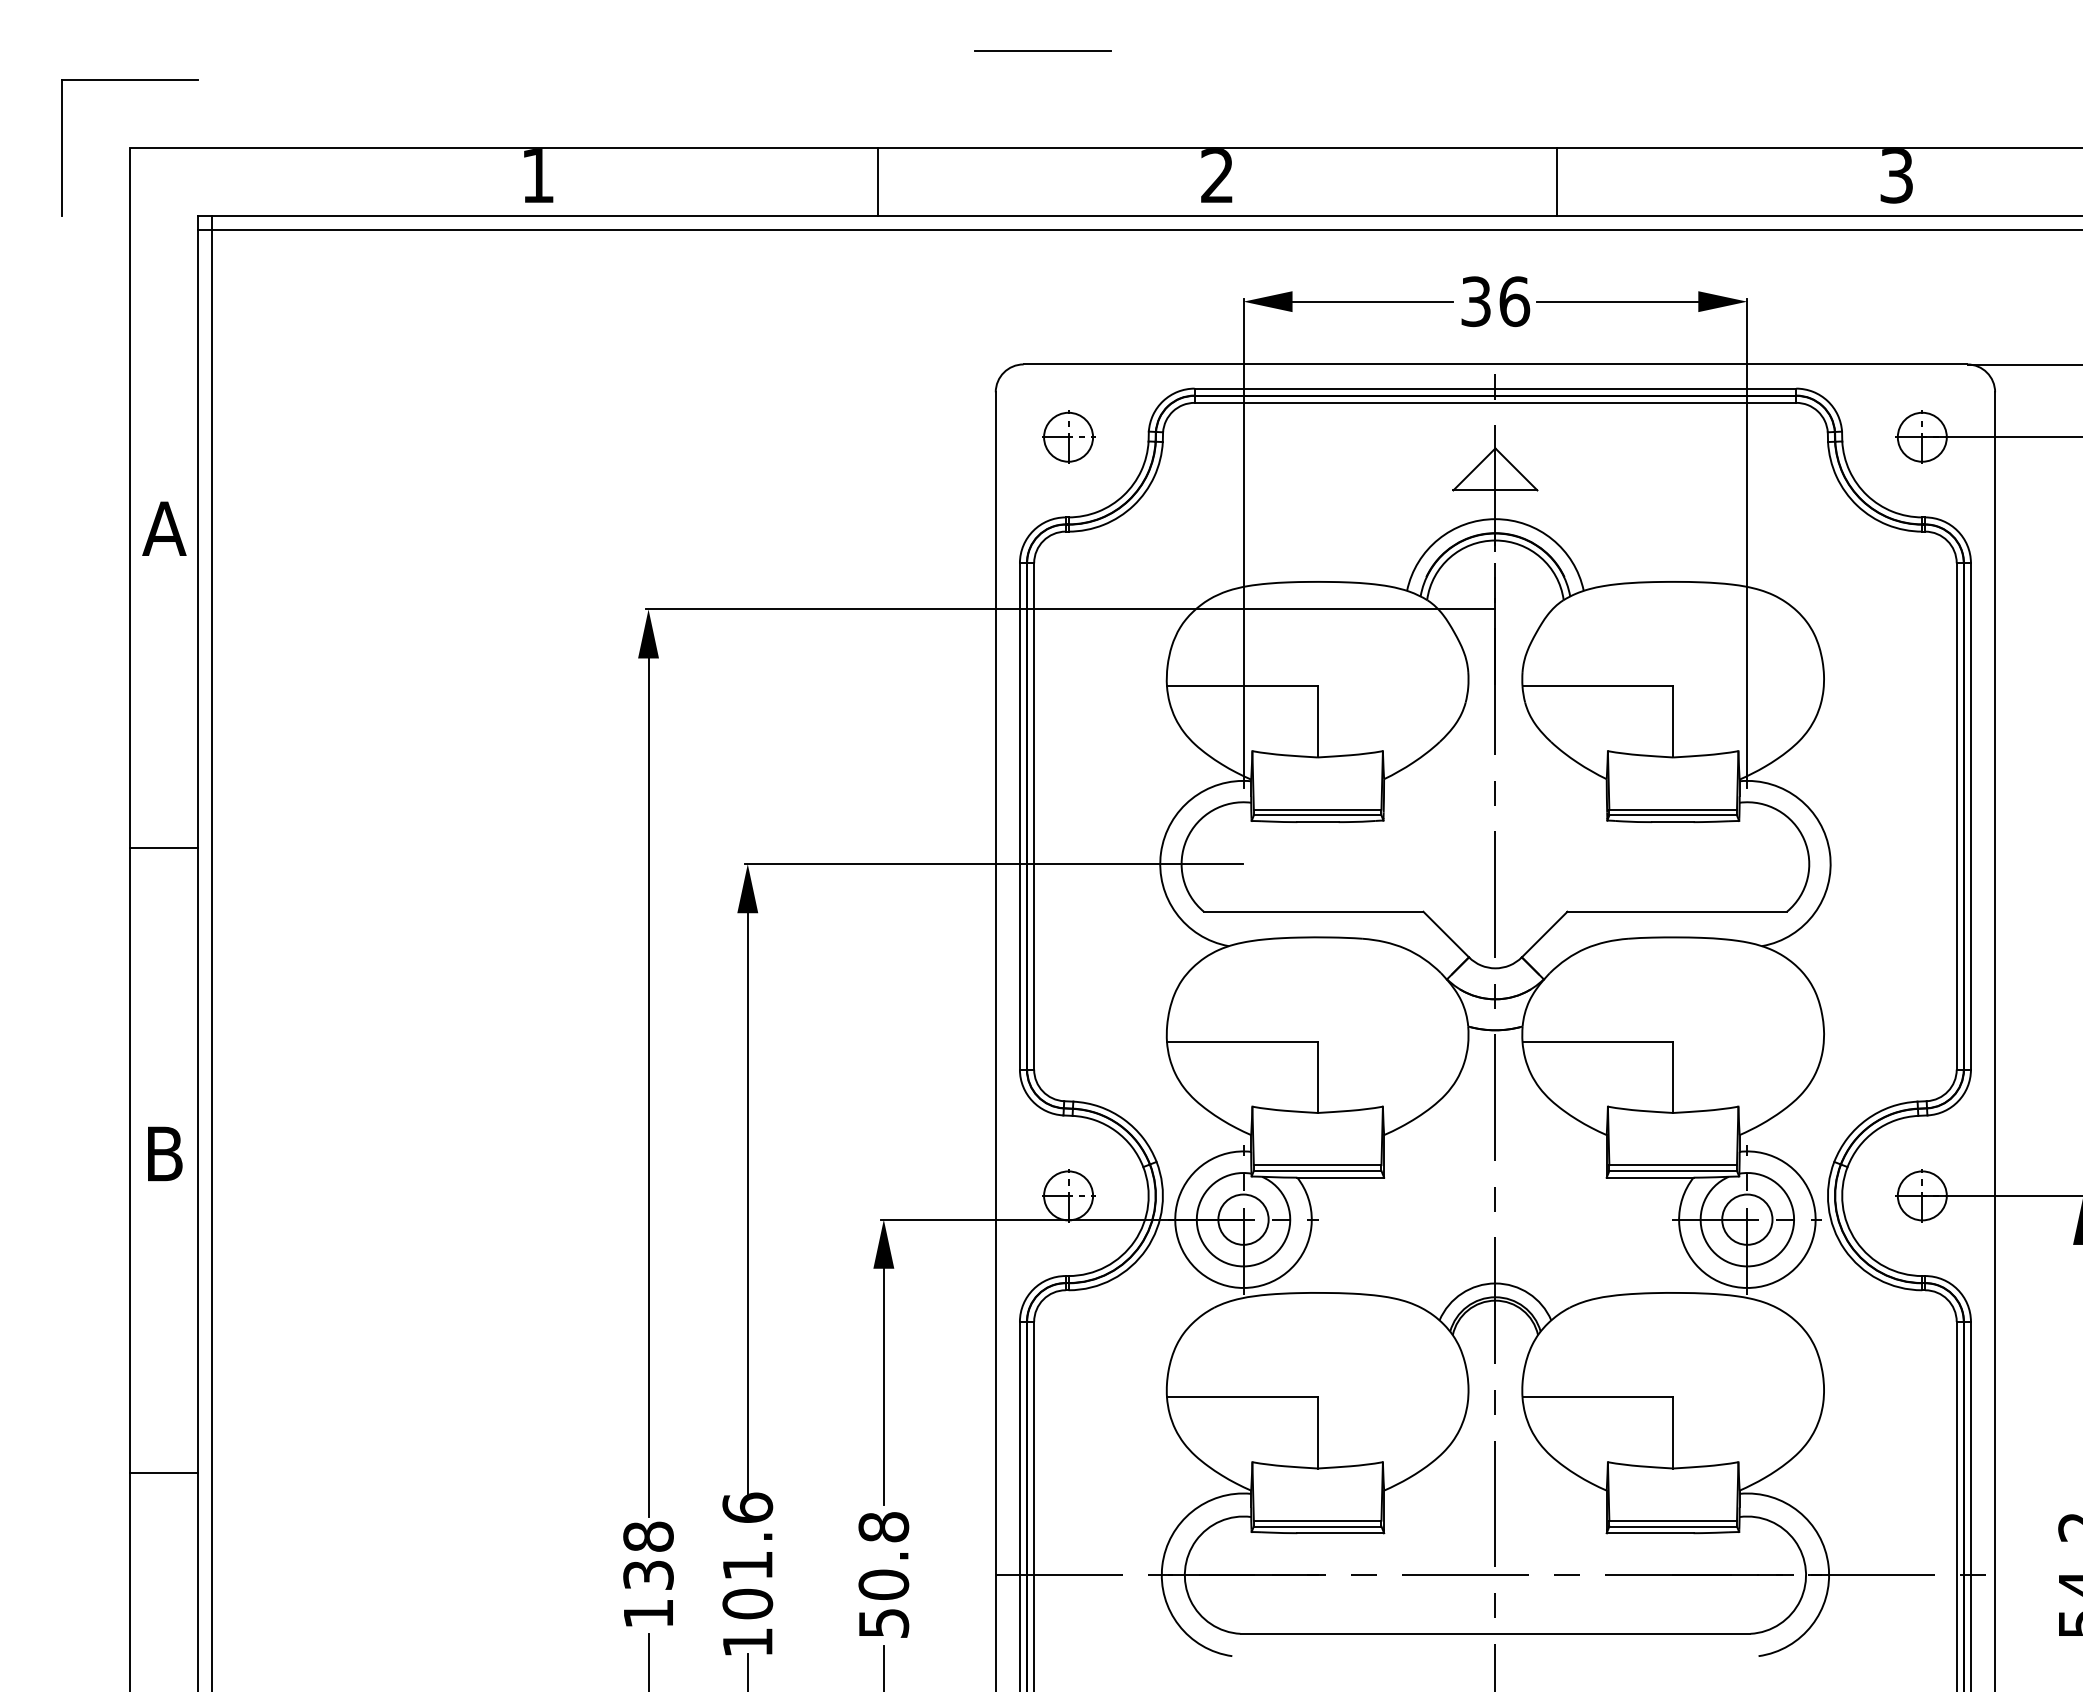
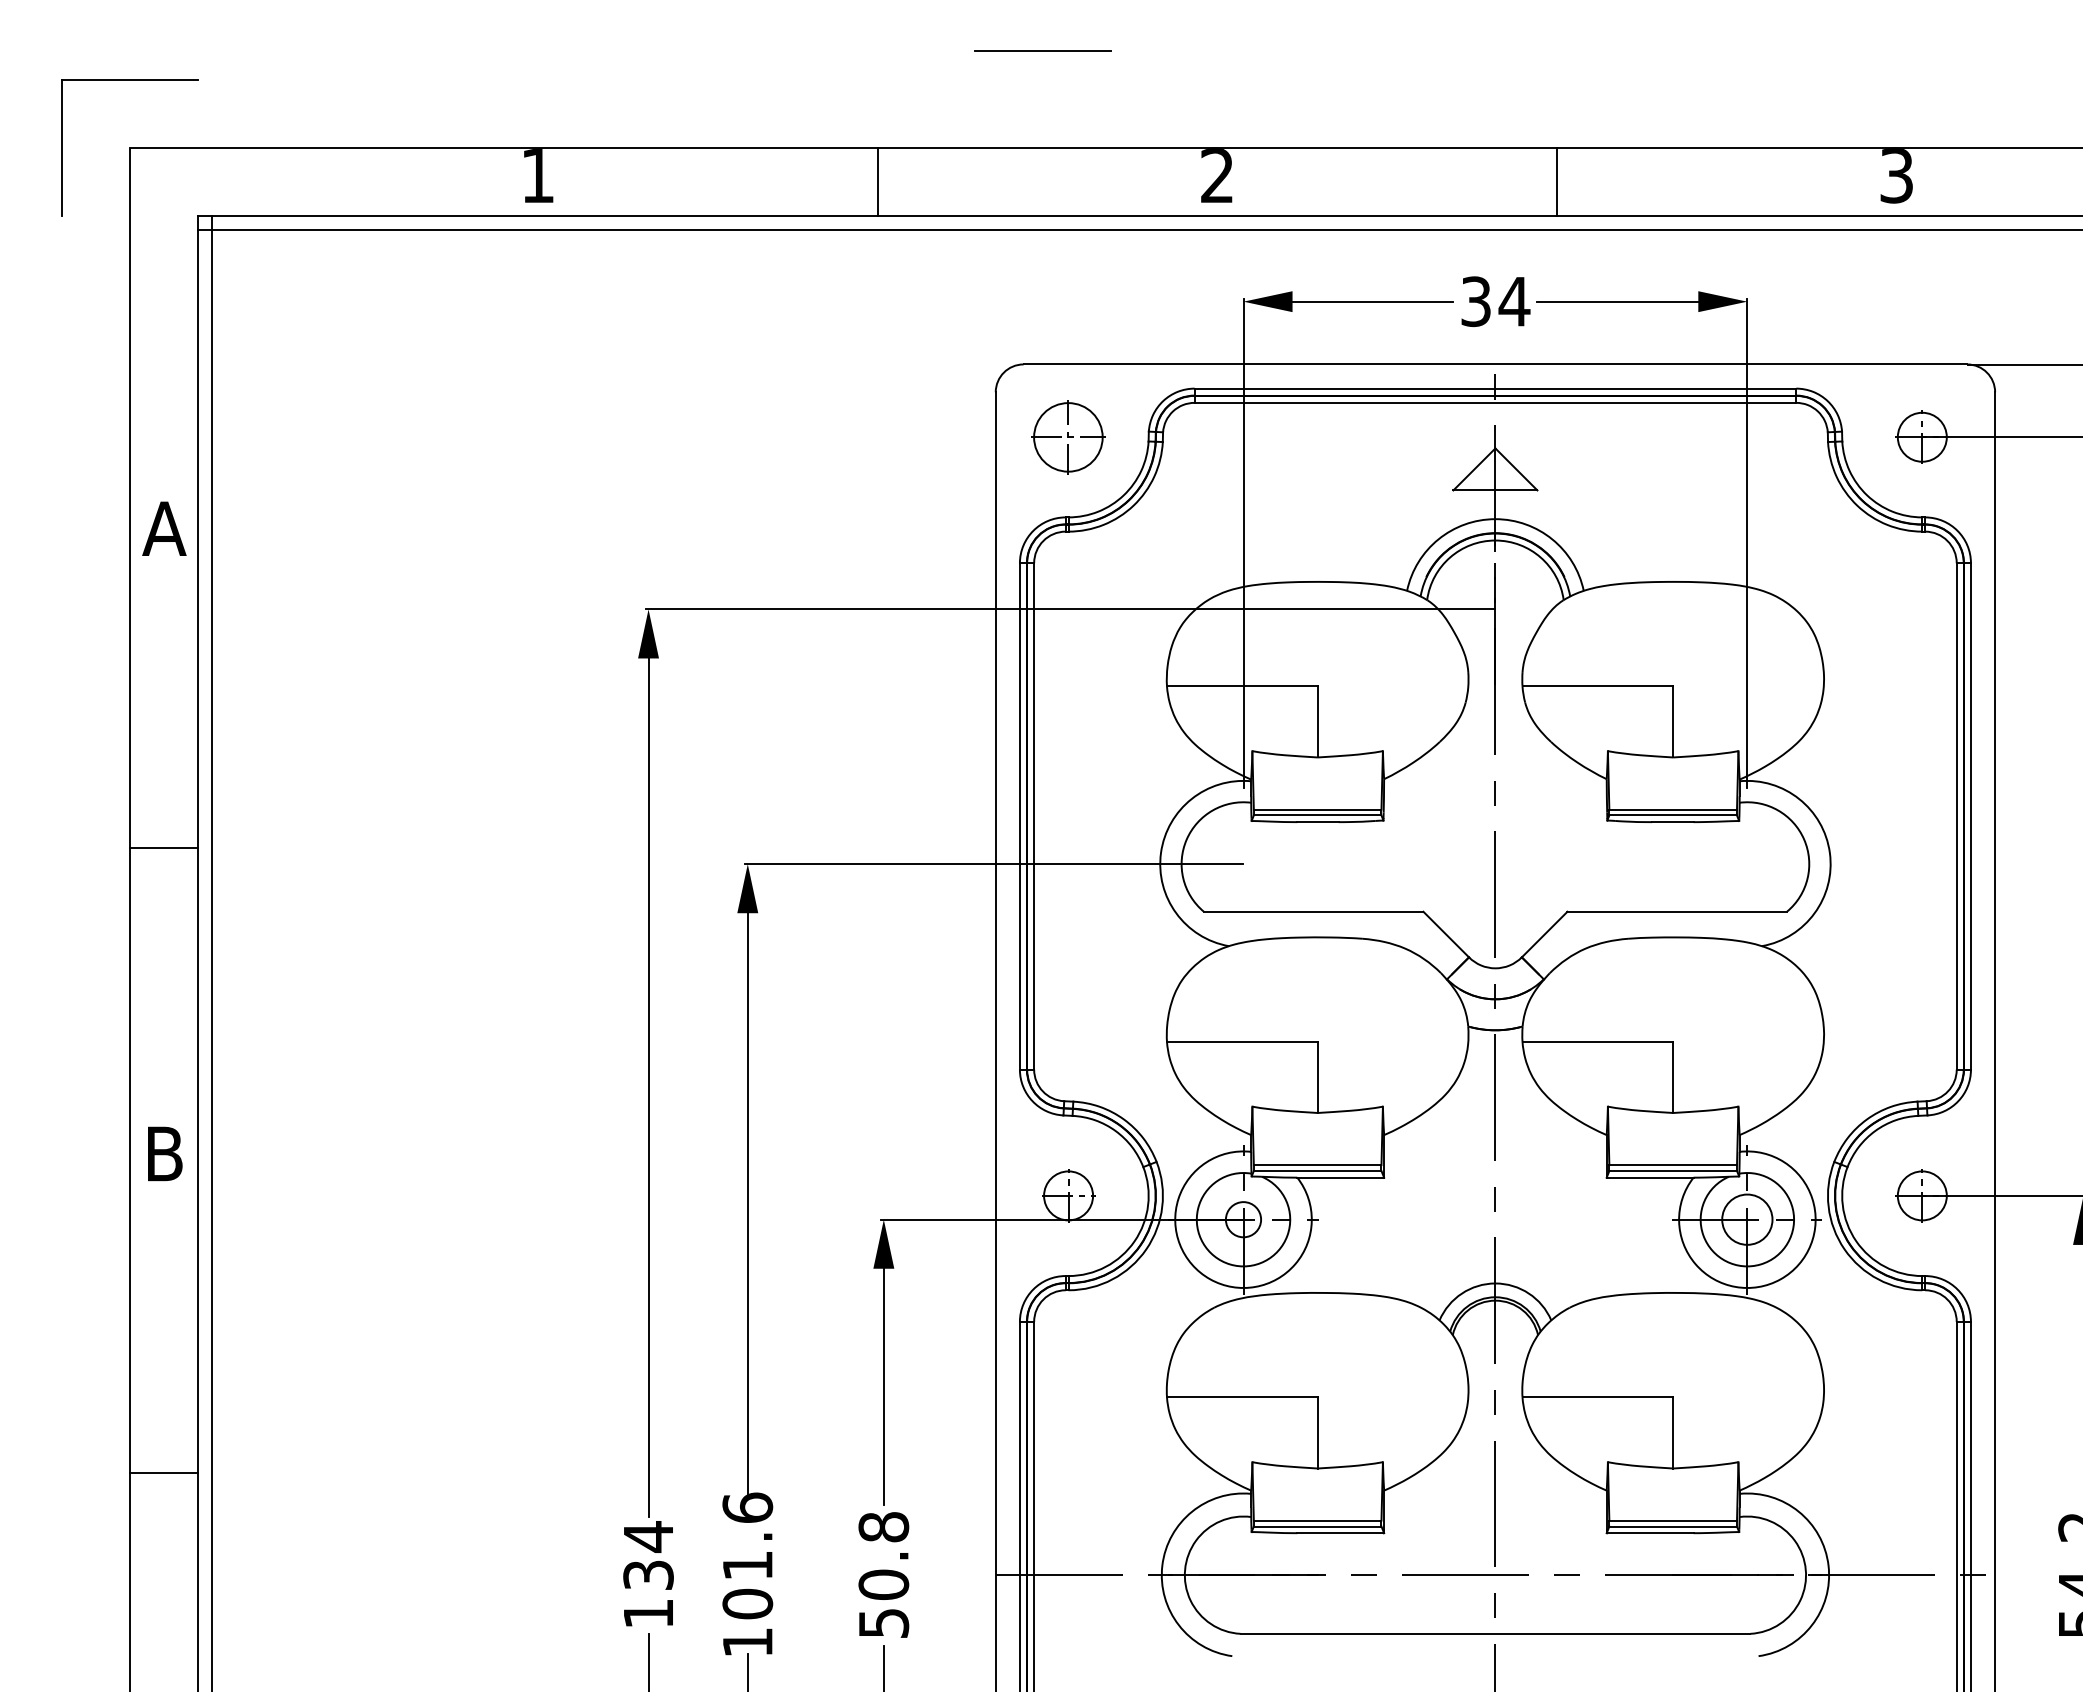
text: 36 -> 34 (1514, 301)
part size: 54x54 px -> 75x75 px (1068, 437)
circle diameter: 50 px -> 35 px (1243, 1219)
text: 138 -> 134 (648, 1536)
